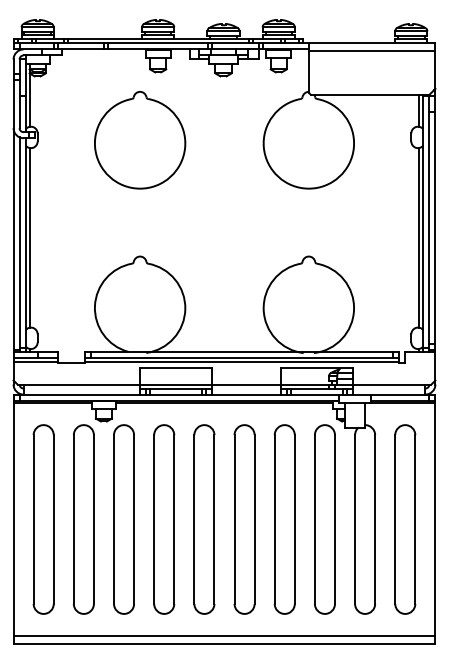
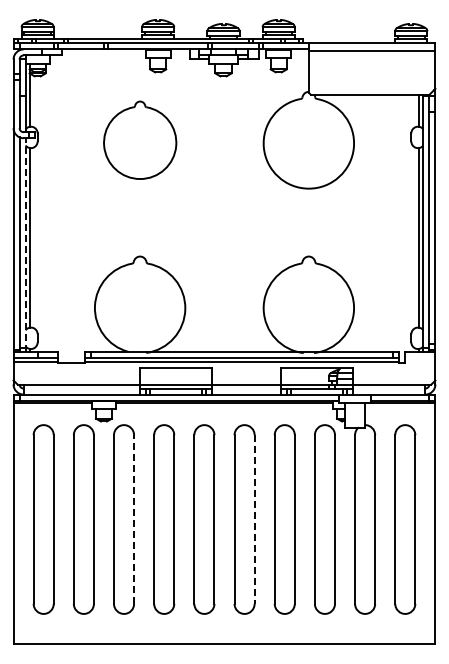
part size: 93x99 px -> 75x80 px (140, 139)
line: solid -> dashed (25, 244)
line: solid -> dashed (134, 519)
line: solid -> dashed (254, 520)
line: present -> none (224, 636)
